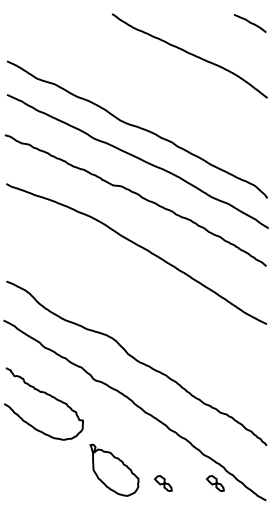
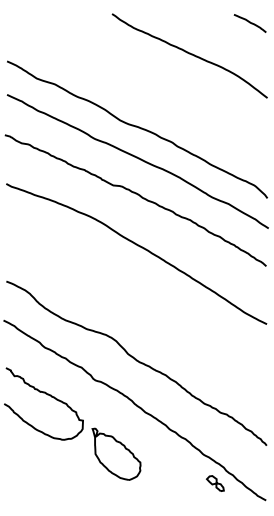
part position: (114, 469) -> (116, 453) (116, 453)
part: present -> none (162, 483)
